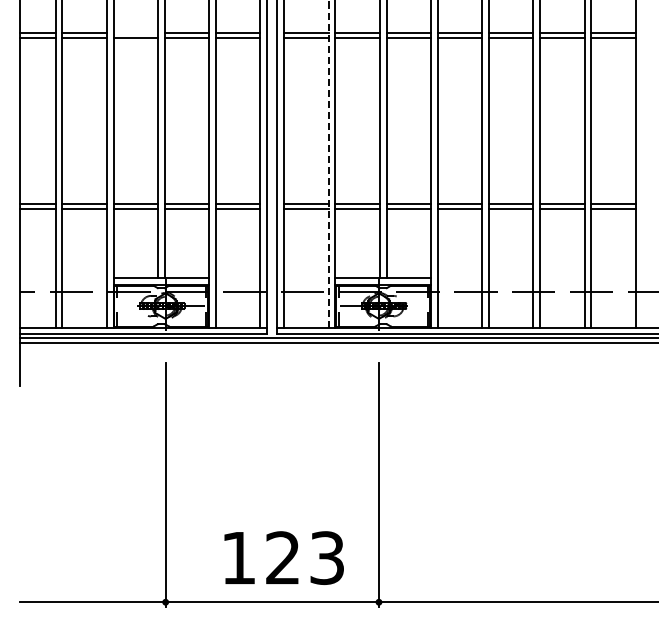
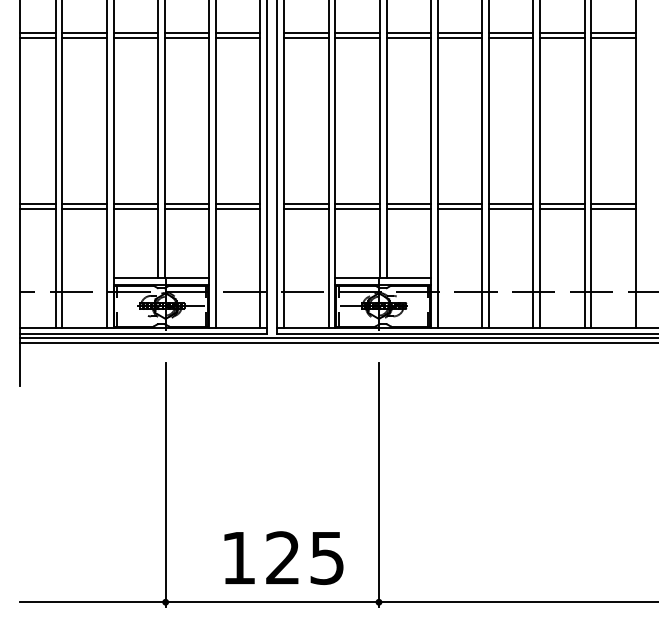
line: none -> present (135, 33)
line: dashed -> solid (328, 163)
text: 123 -> 125 (327, 557)
